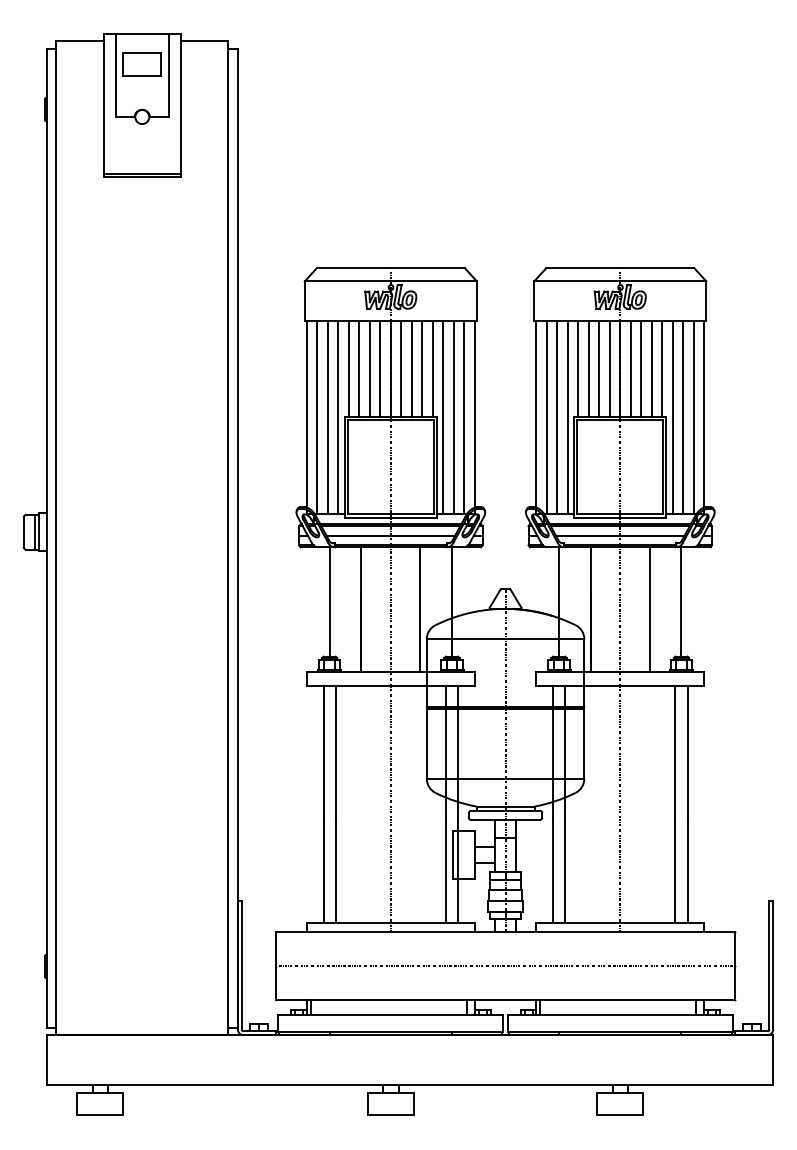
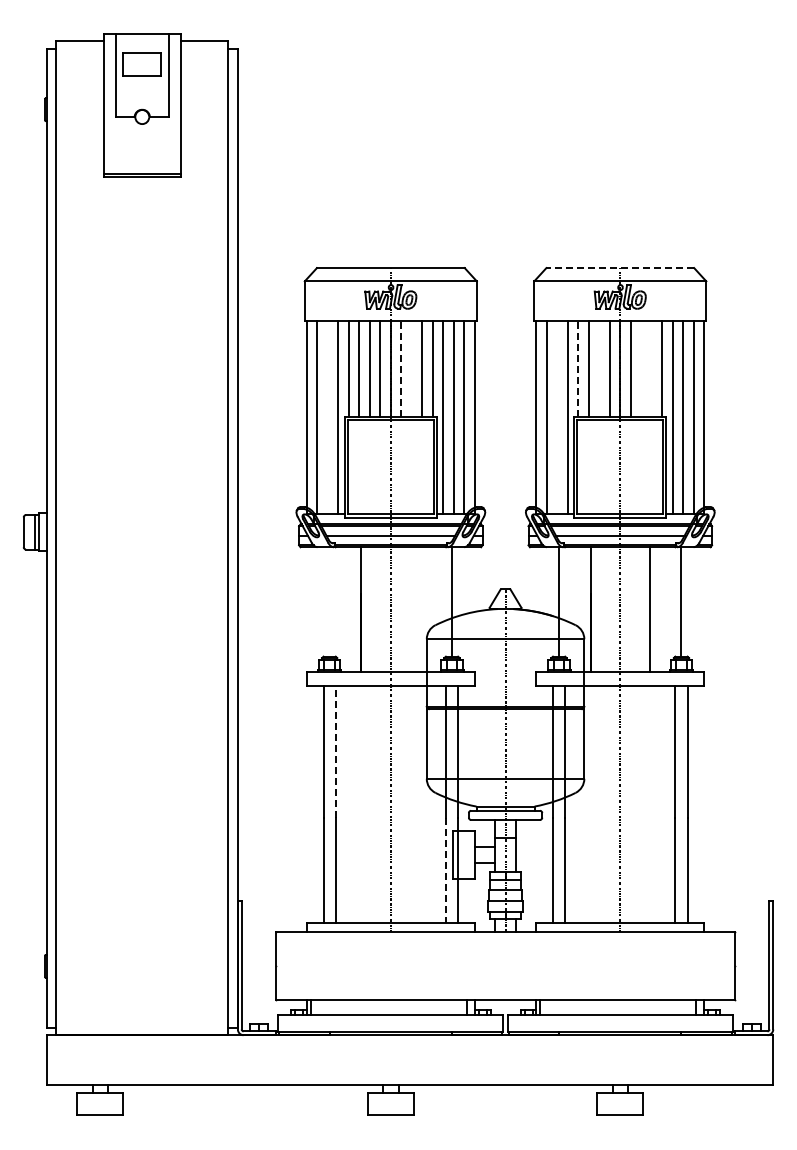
line: solid -> dashed (620, 268)
line: present -> none (411, 368)
line: present -> none (599, 368)
line: present -> none (641, 368)
line: present -> none (651, 368)
line: solid -> dashed (401, 369)
line: solid -> dashed (578, 369)
line: present -> none (327, 417)
line: present -> none (557, 417)
line: present -> none (329, 601)
line: present -> none (420, 609)
line: solid -> dashed (335, 751)
line: solid -> dashed (445, 870)
line: present -> none (505, 966)
